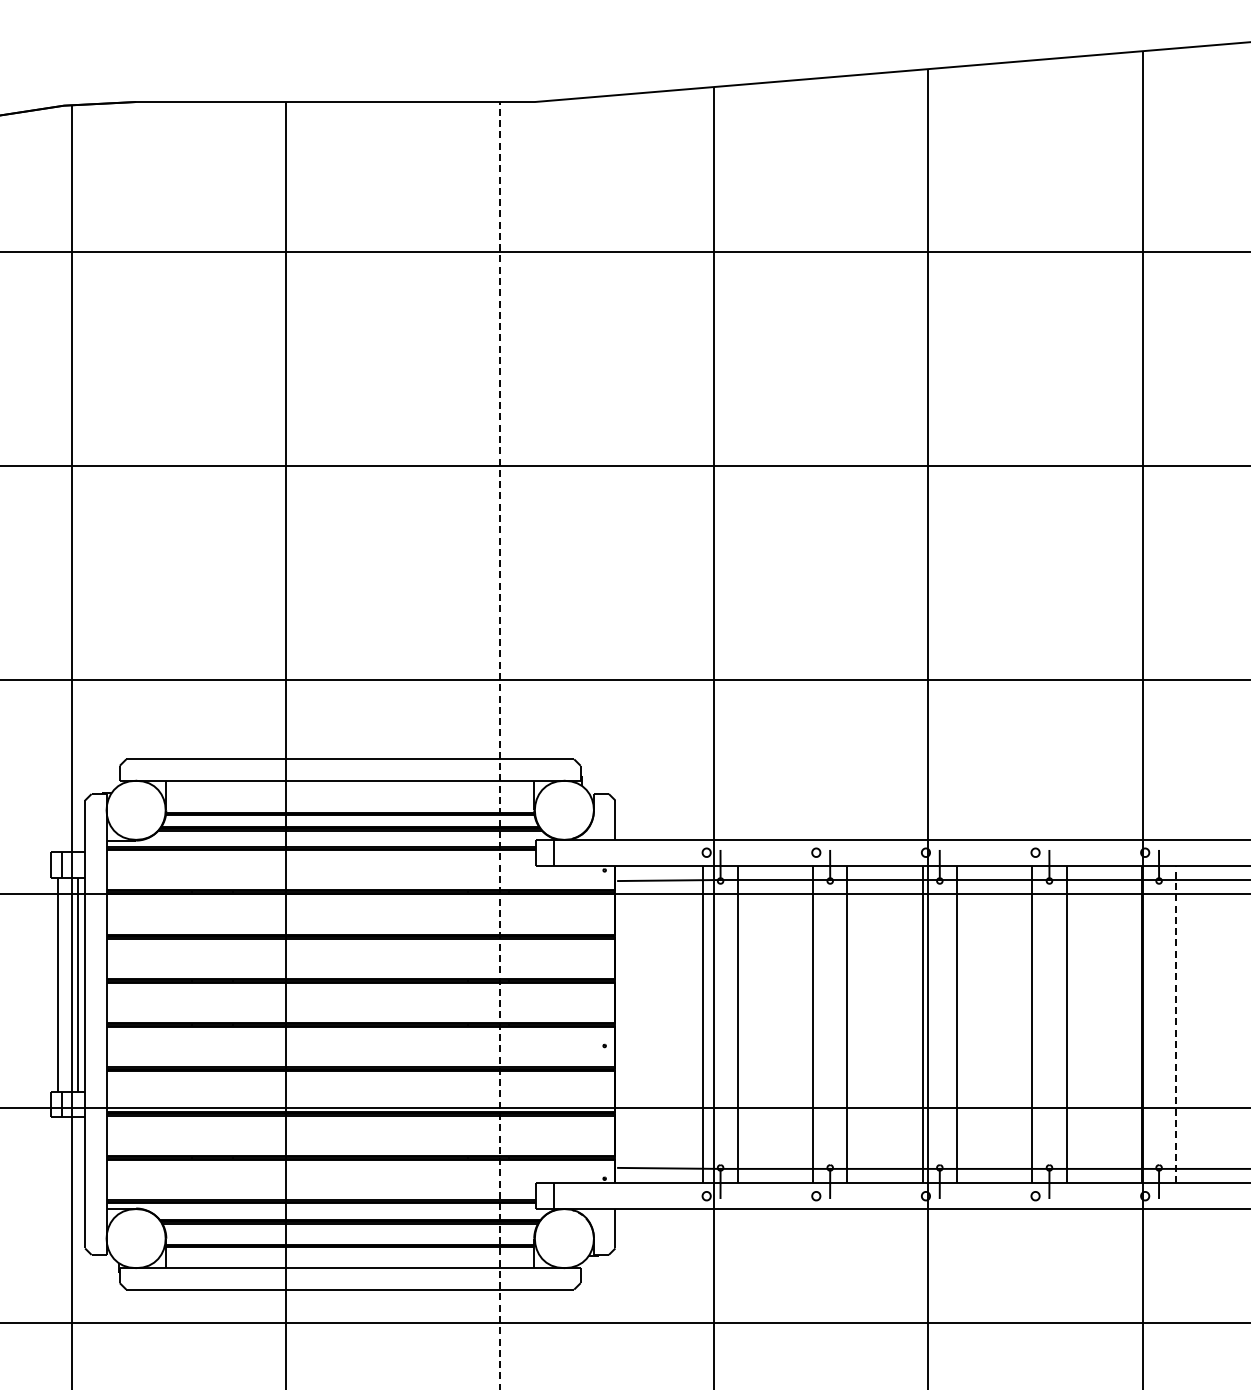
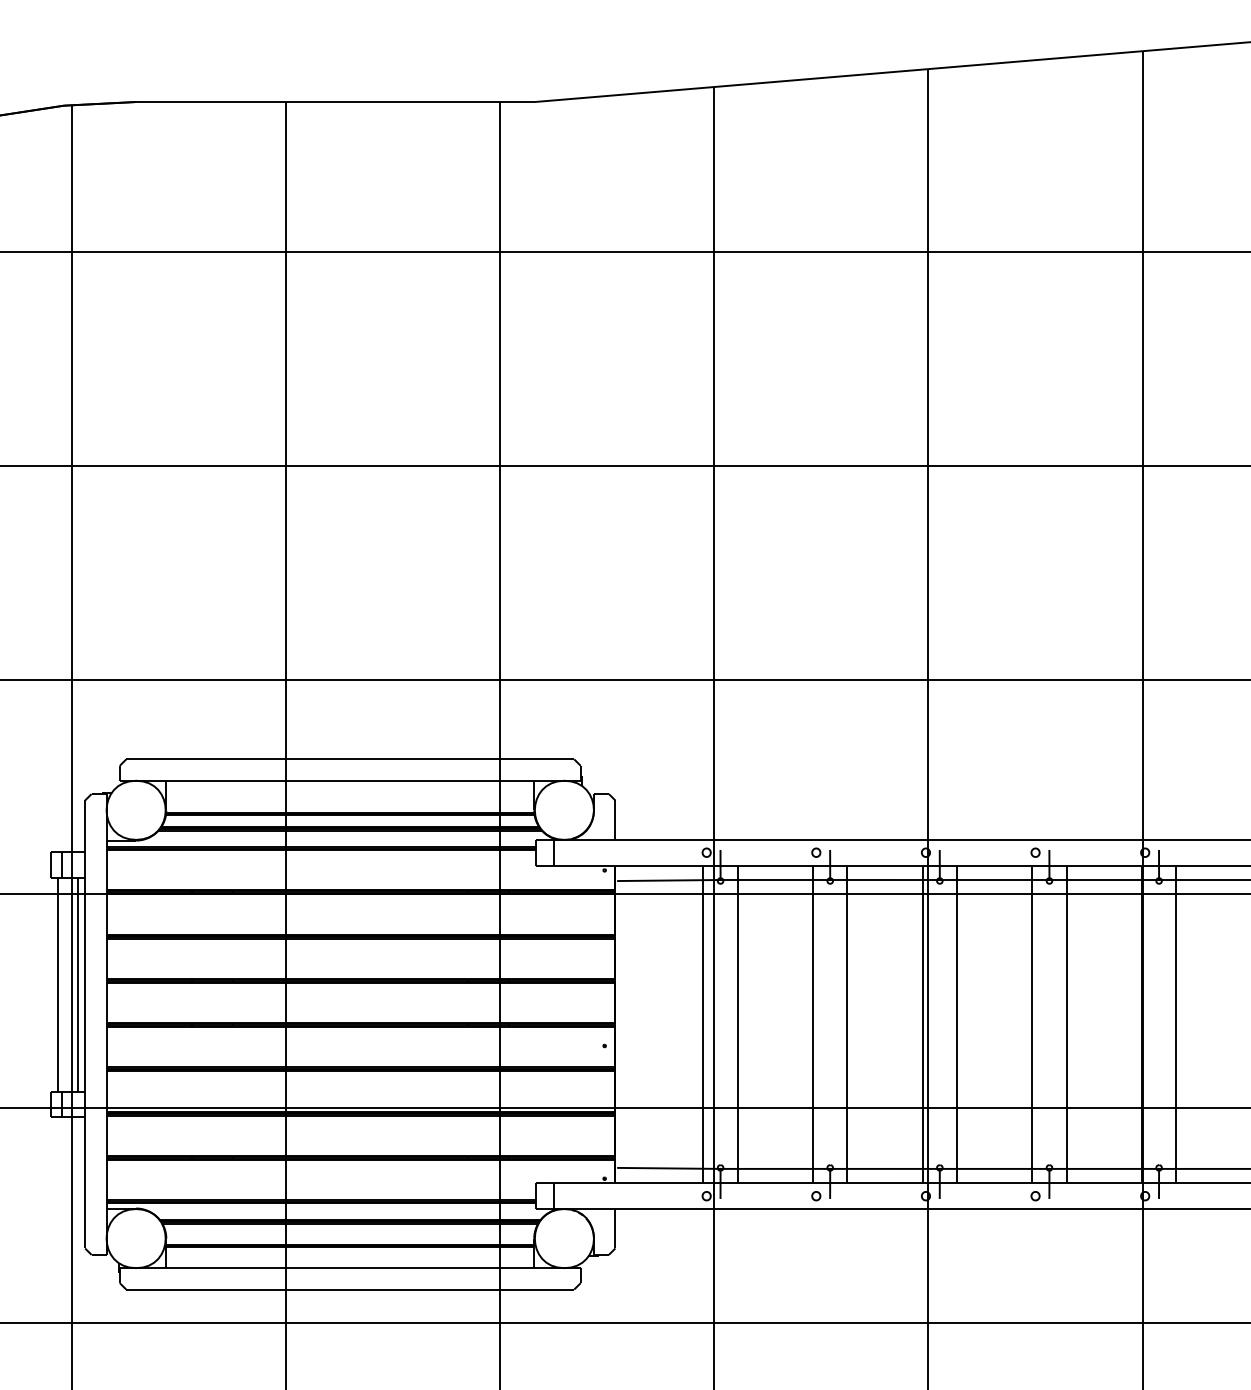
line: dashed -> solid (500, 745)
line: dashed -> solid (1176, 1024)
